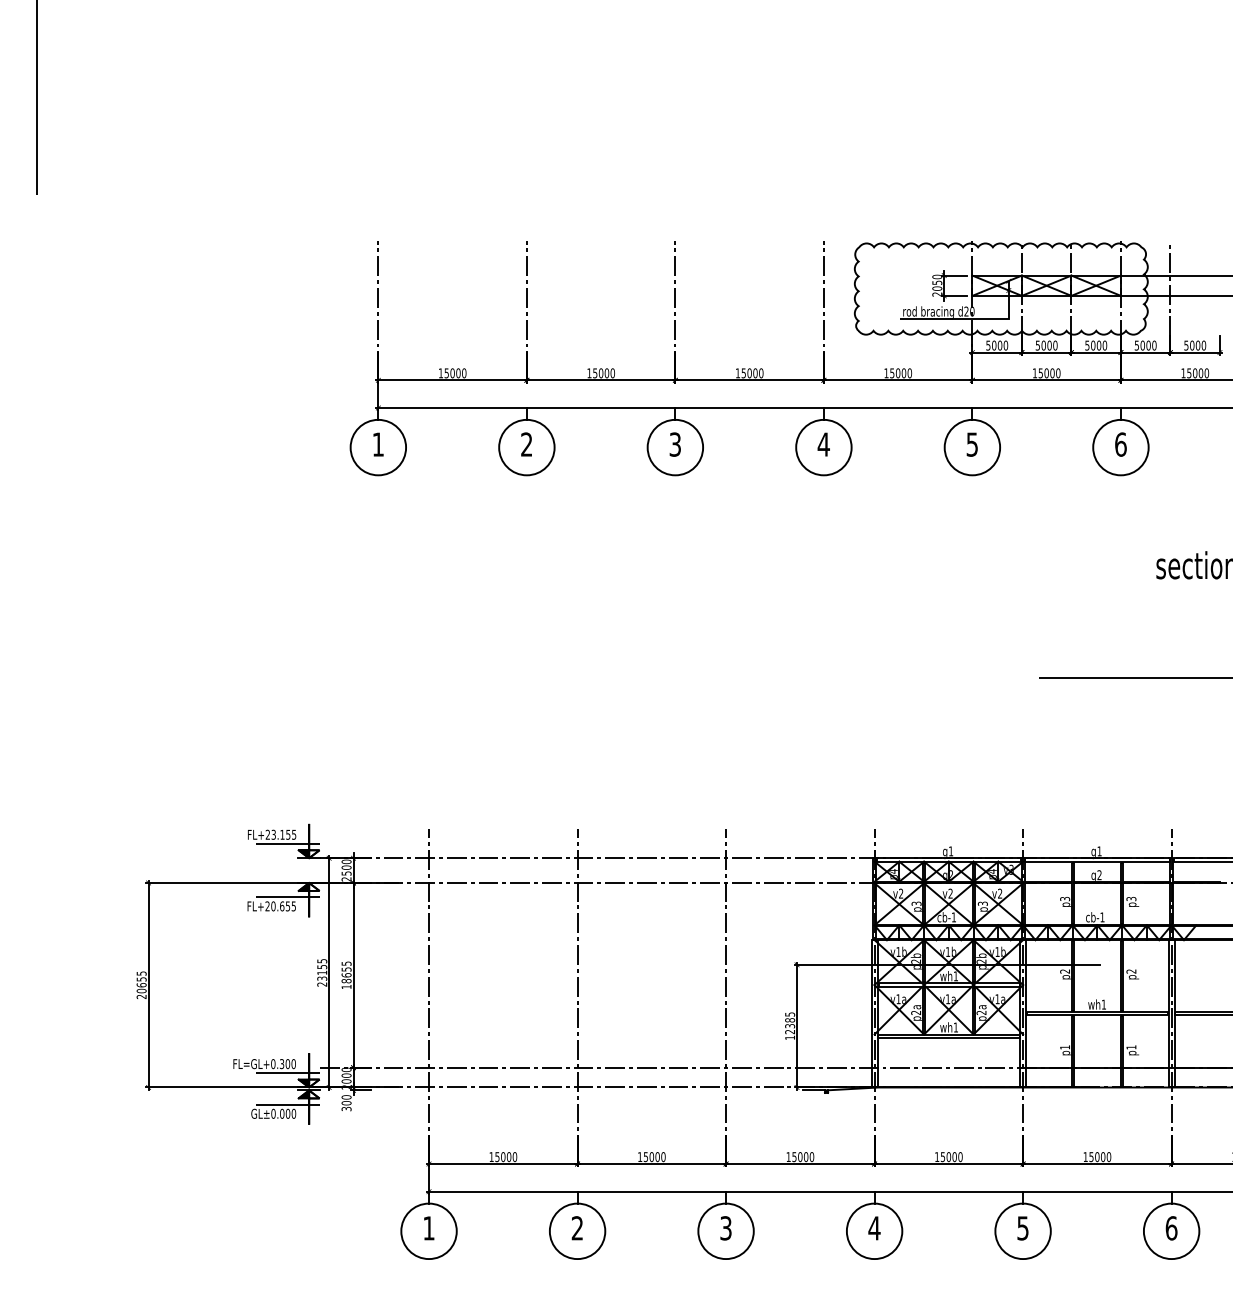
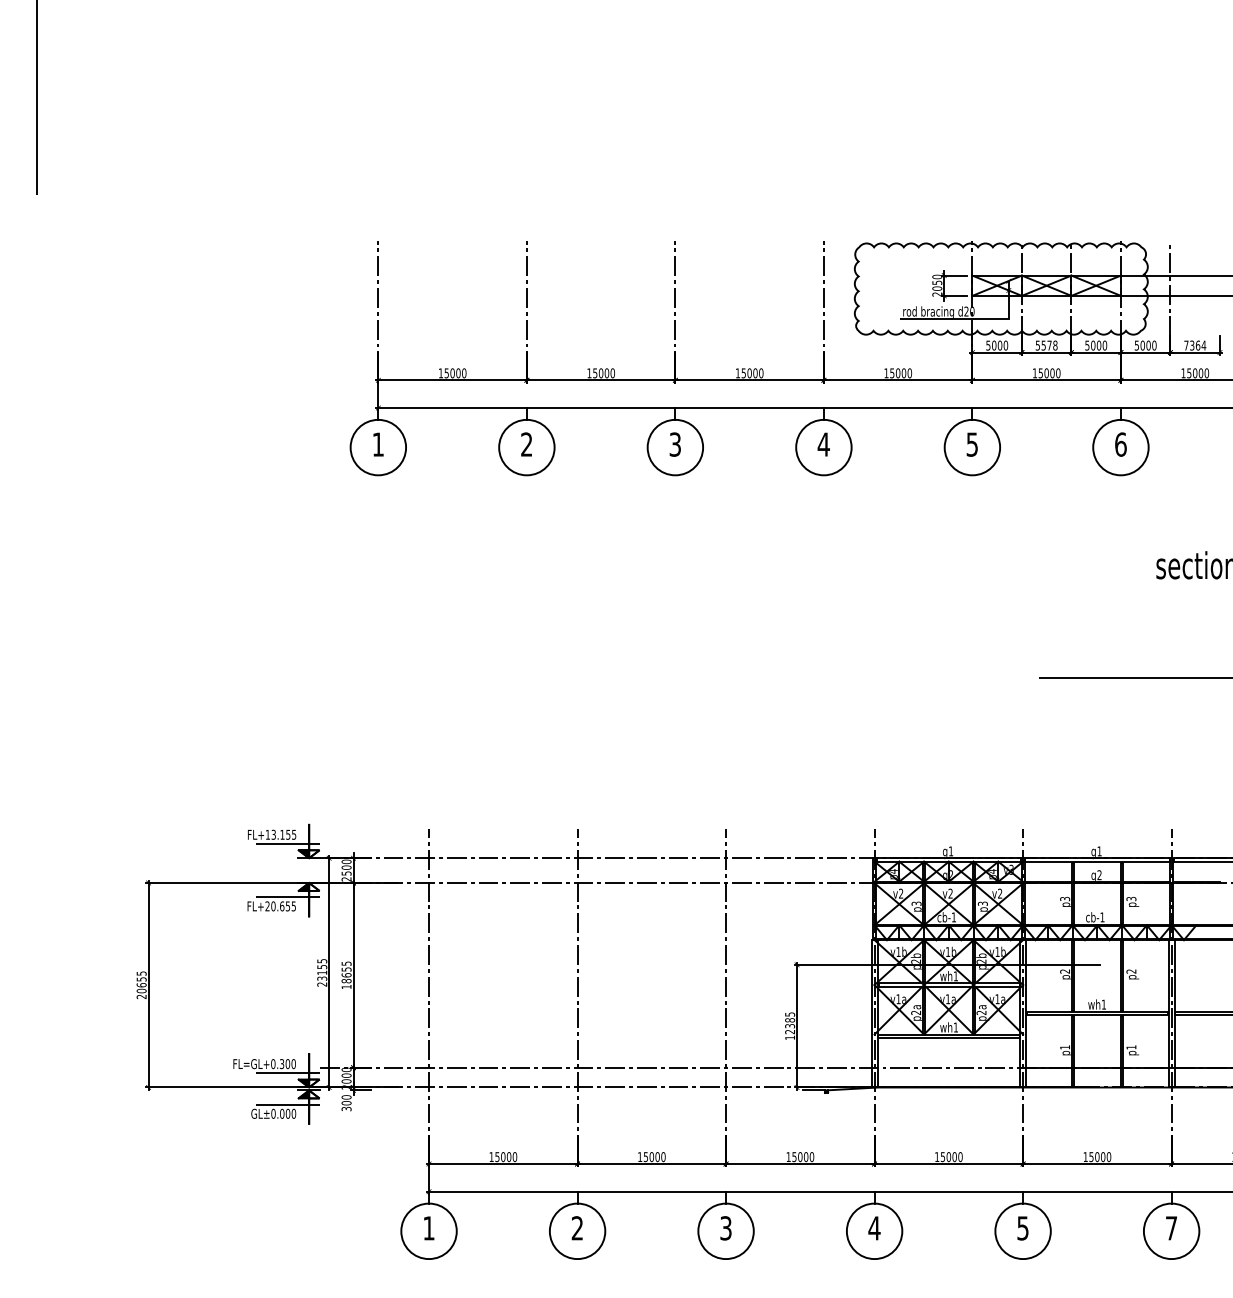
text: 5000 -> 5578 (1049, 345)
text: 5000 -> 7364 (1195, 345)
text: FL+23.155 -> FL+13.155 (267, 834)
text: 6 -> 7 (1171, 1228)
